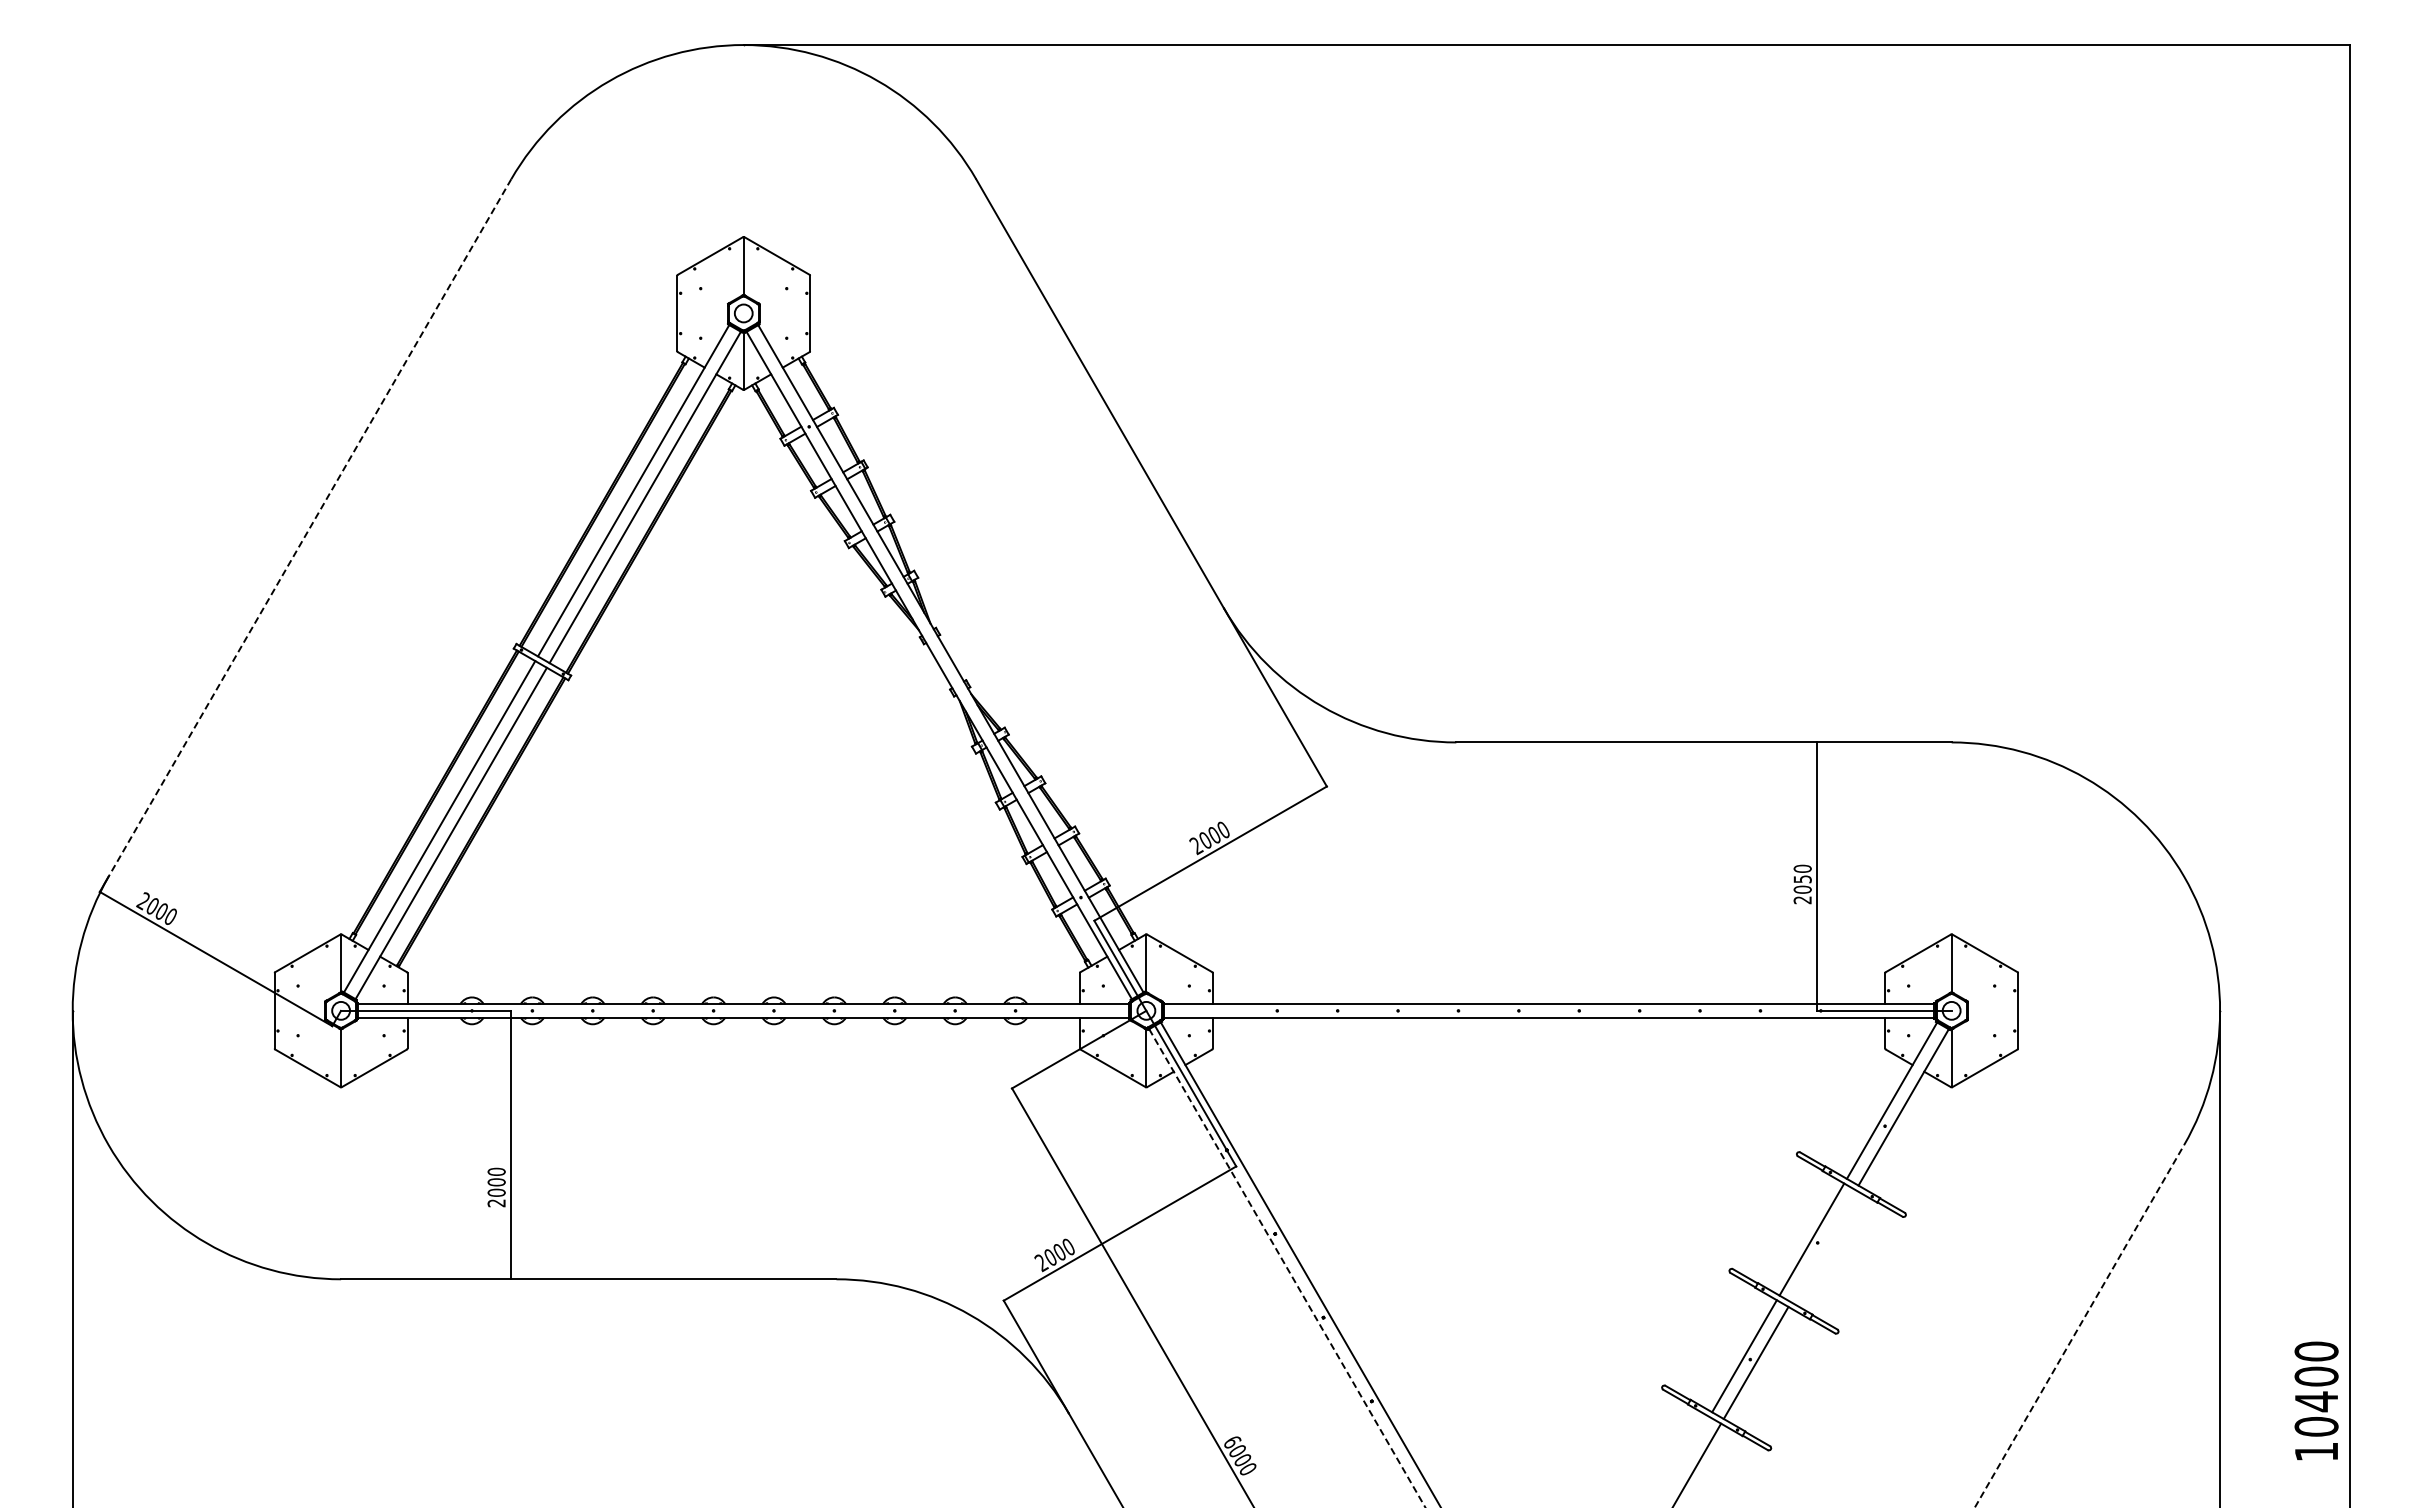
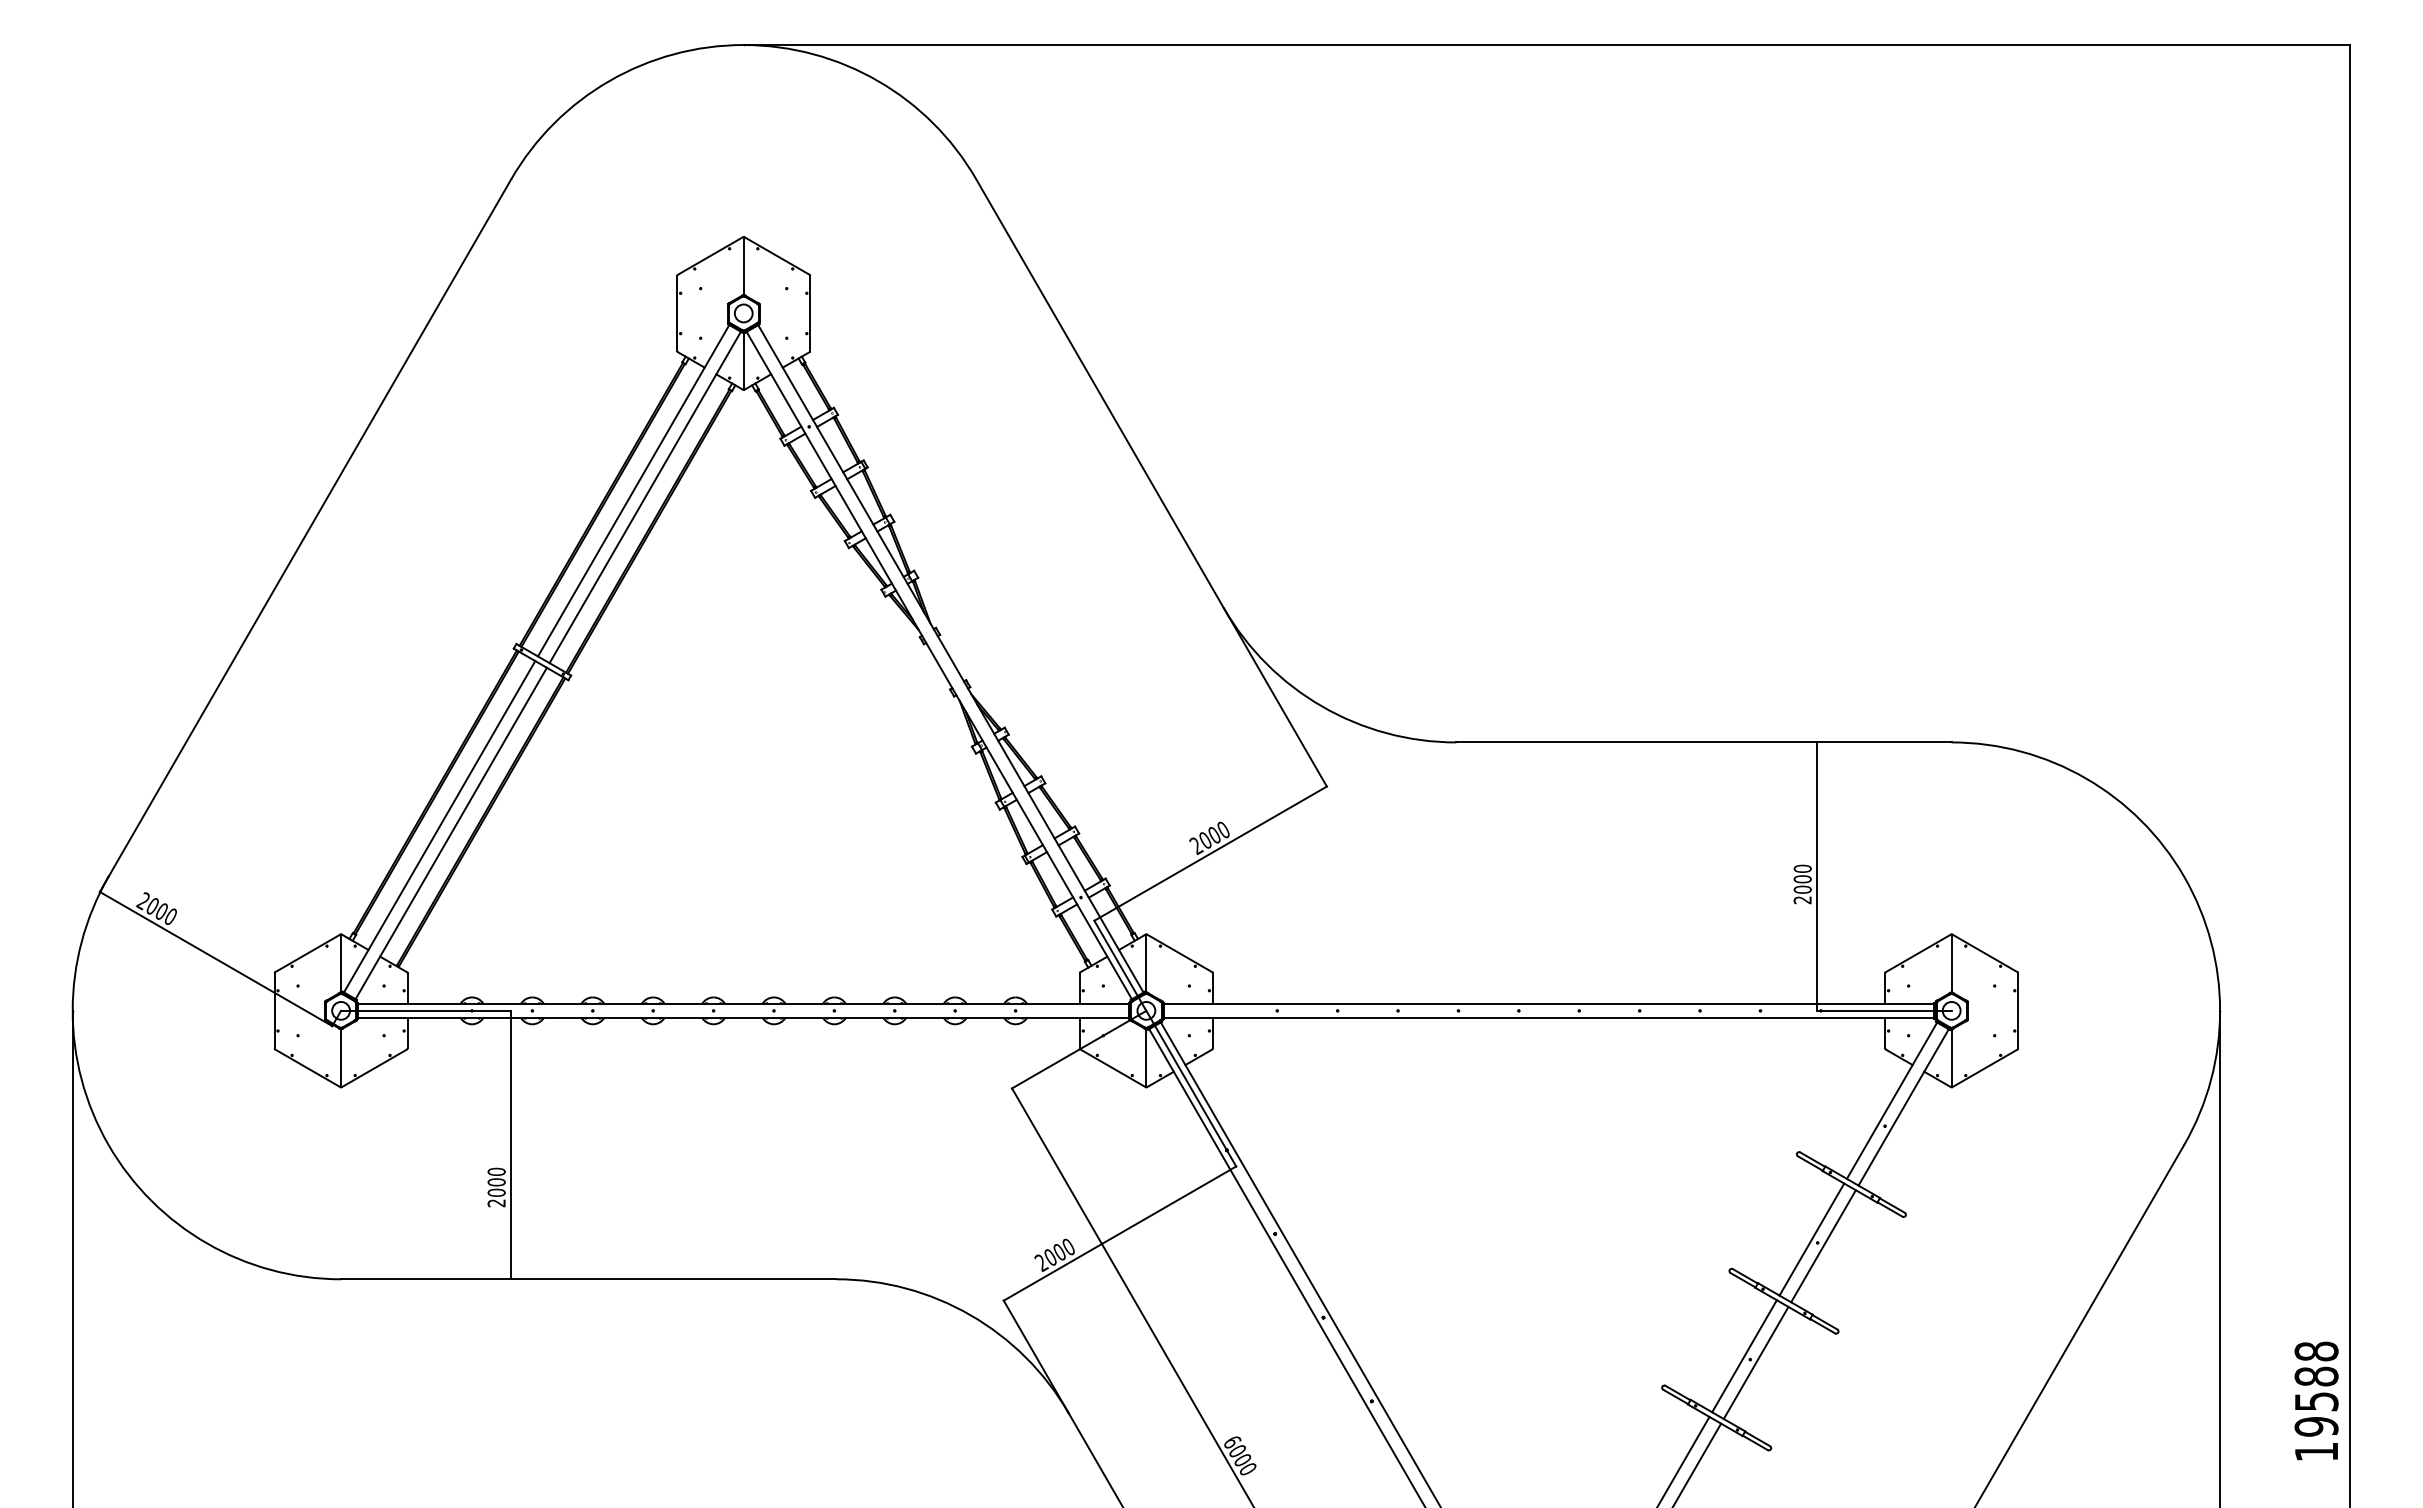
line: dashed -> solid (309, 527)
text: 2050 -> 2000 (1802, 879)
line: none -> present (1823, 1246)
line: dashed -> solid (1287, 1268)
line: dashed -> solid (2079, 1325)
text: 10400 -> 19588 (2316, 1388)
line: none -> present (1683, 1460)
